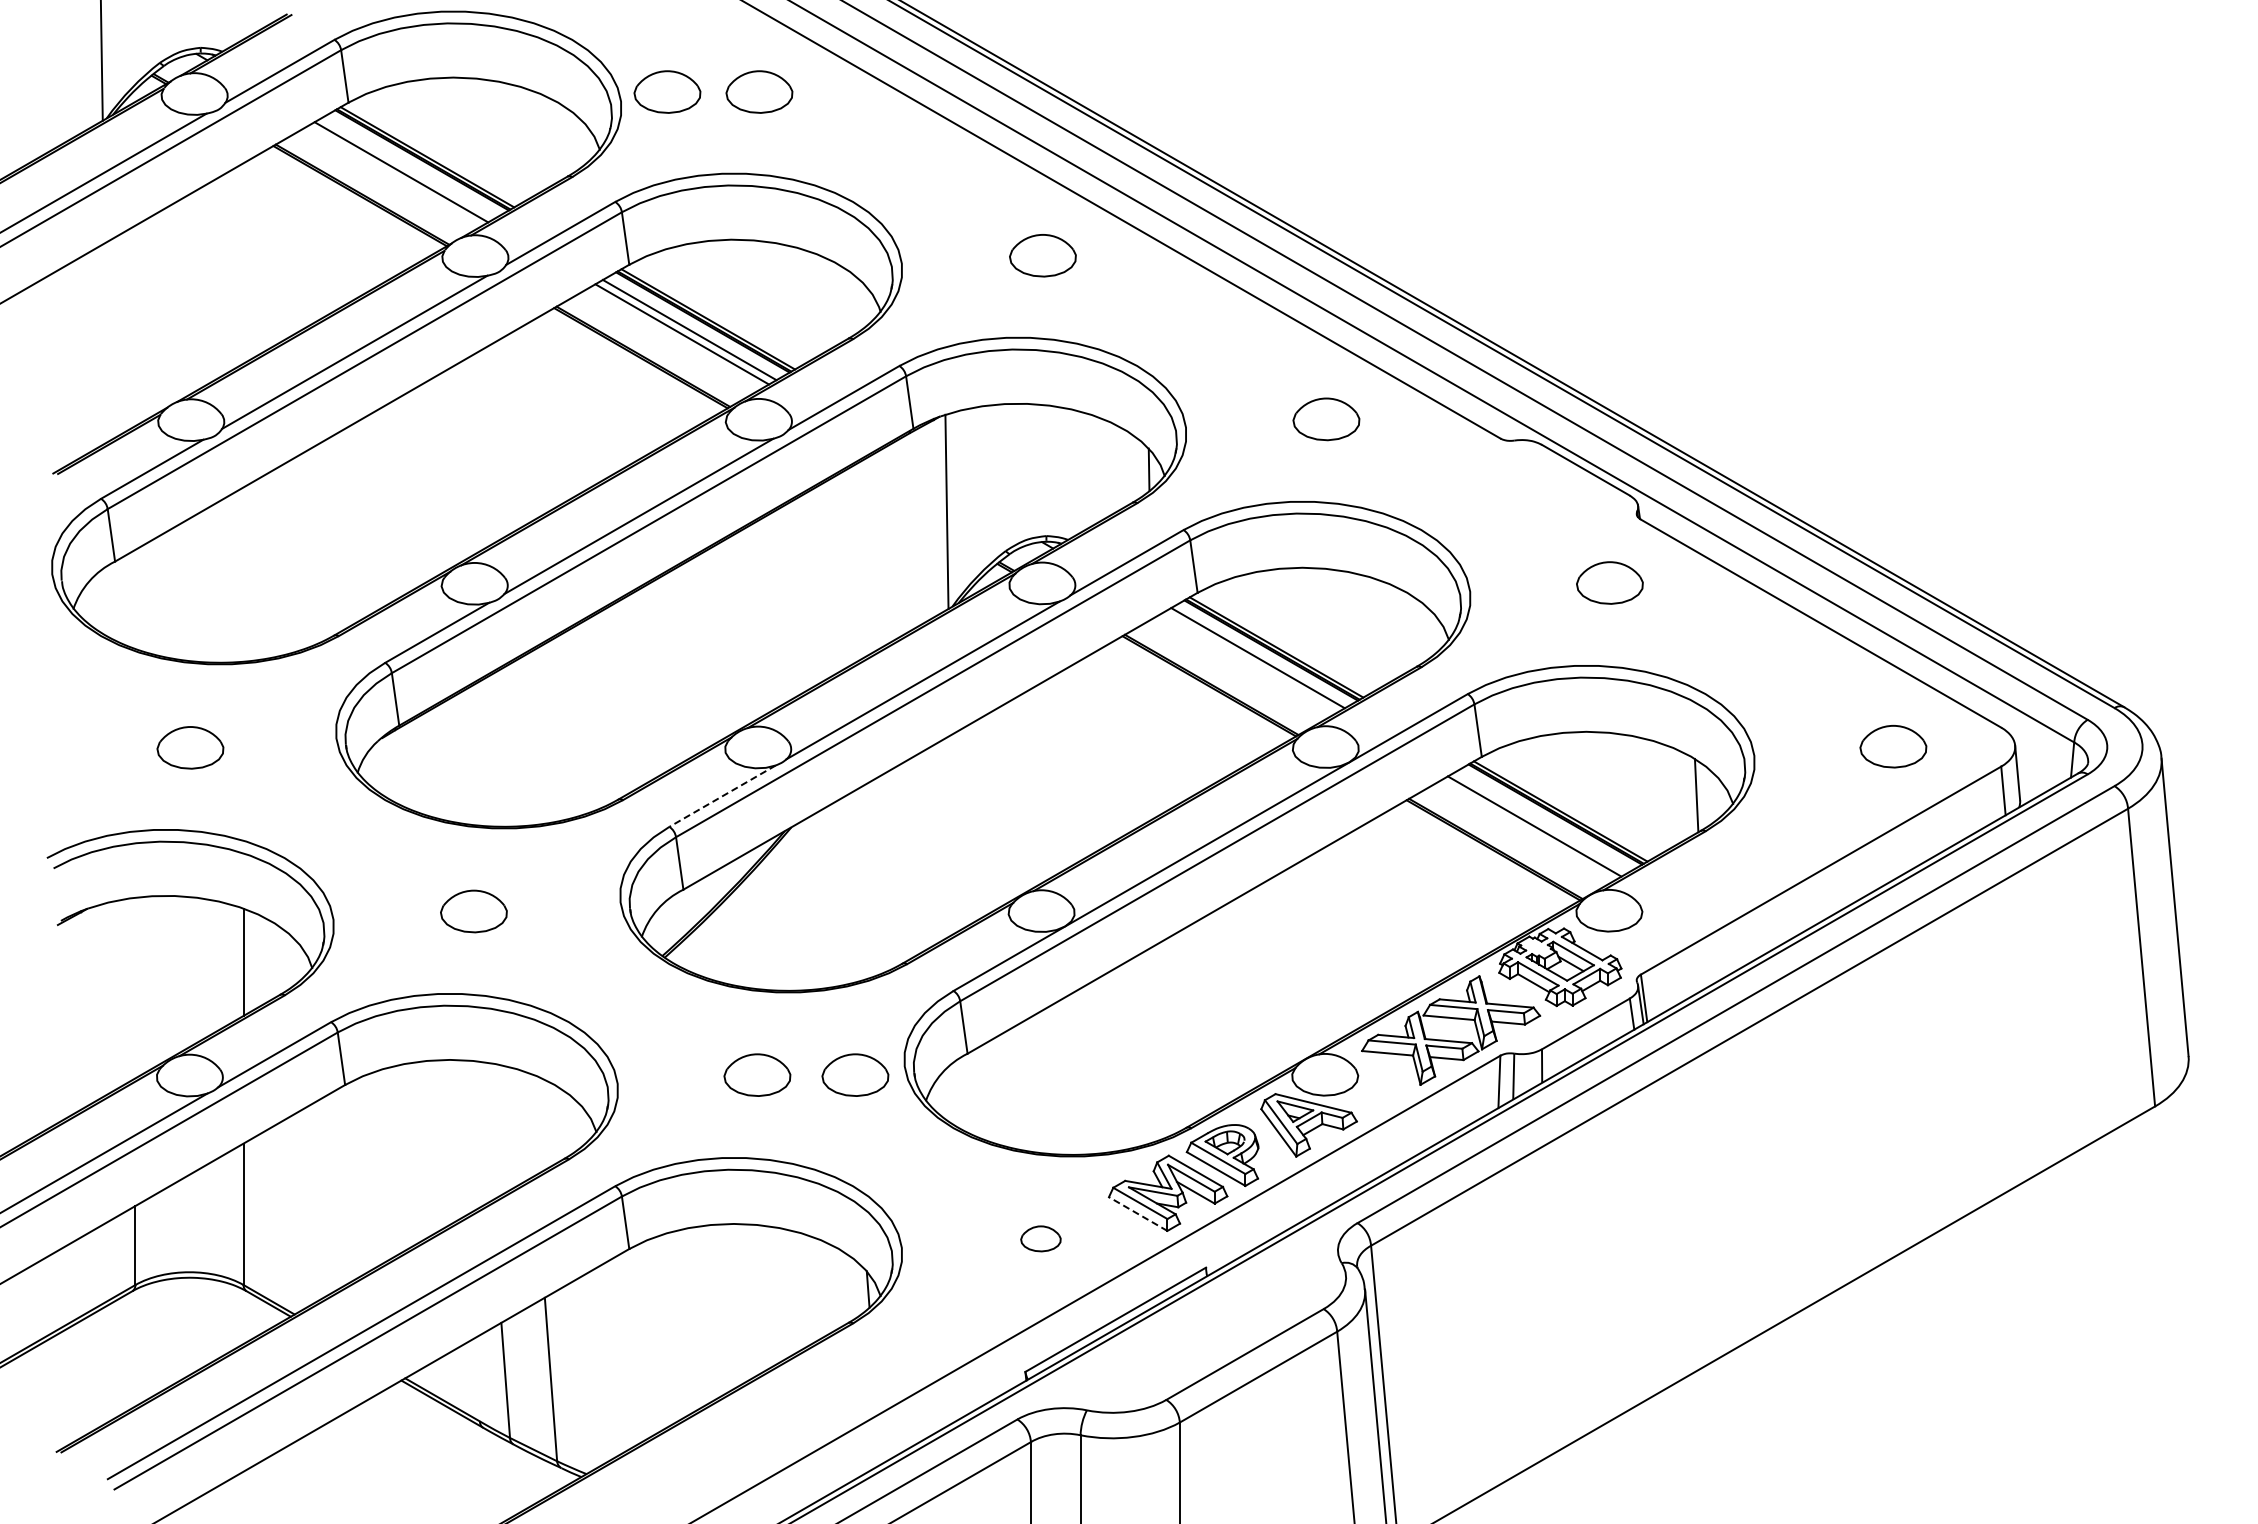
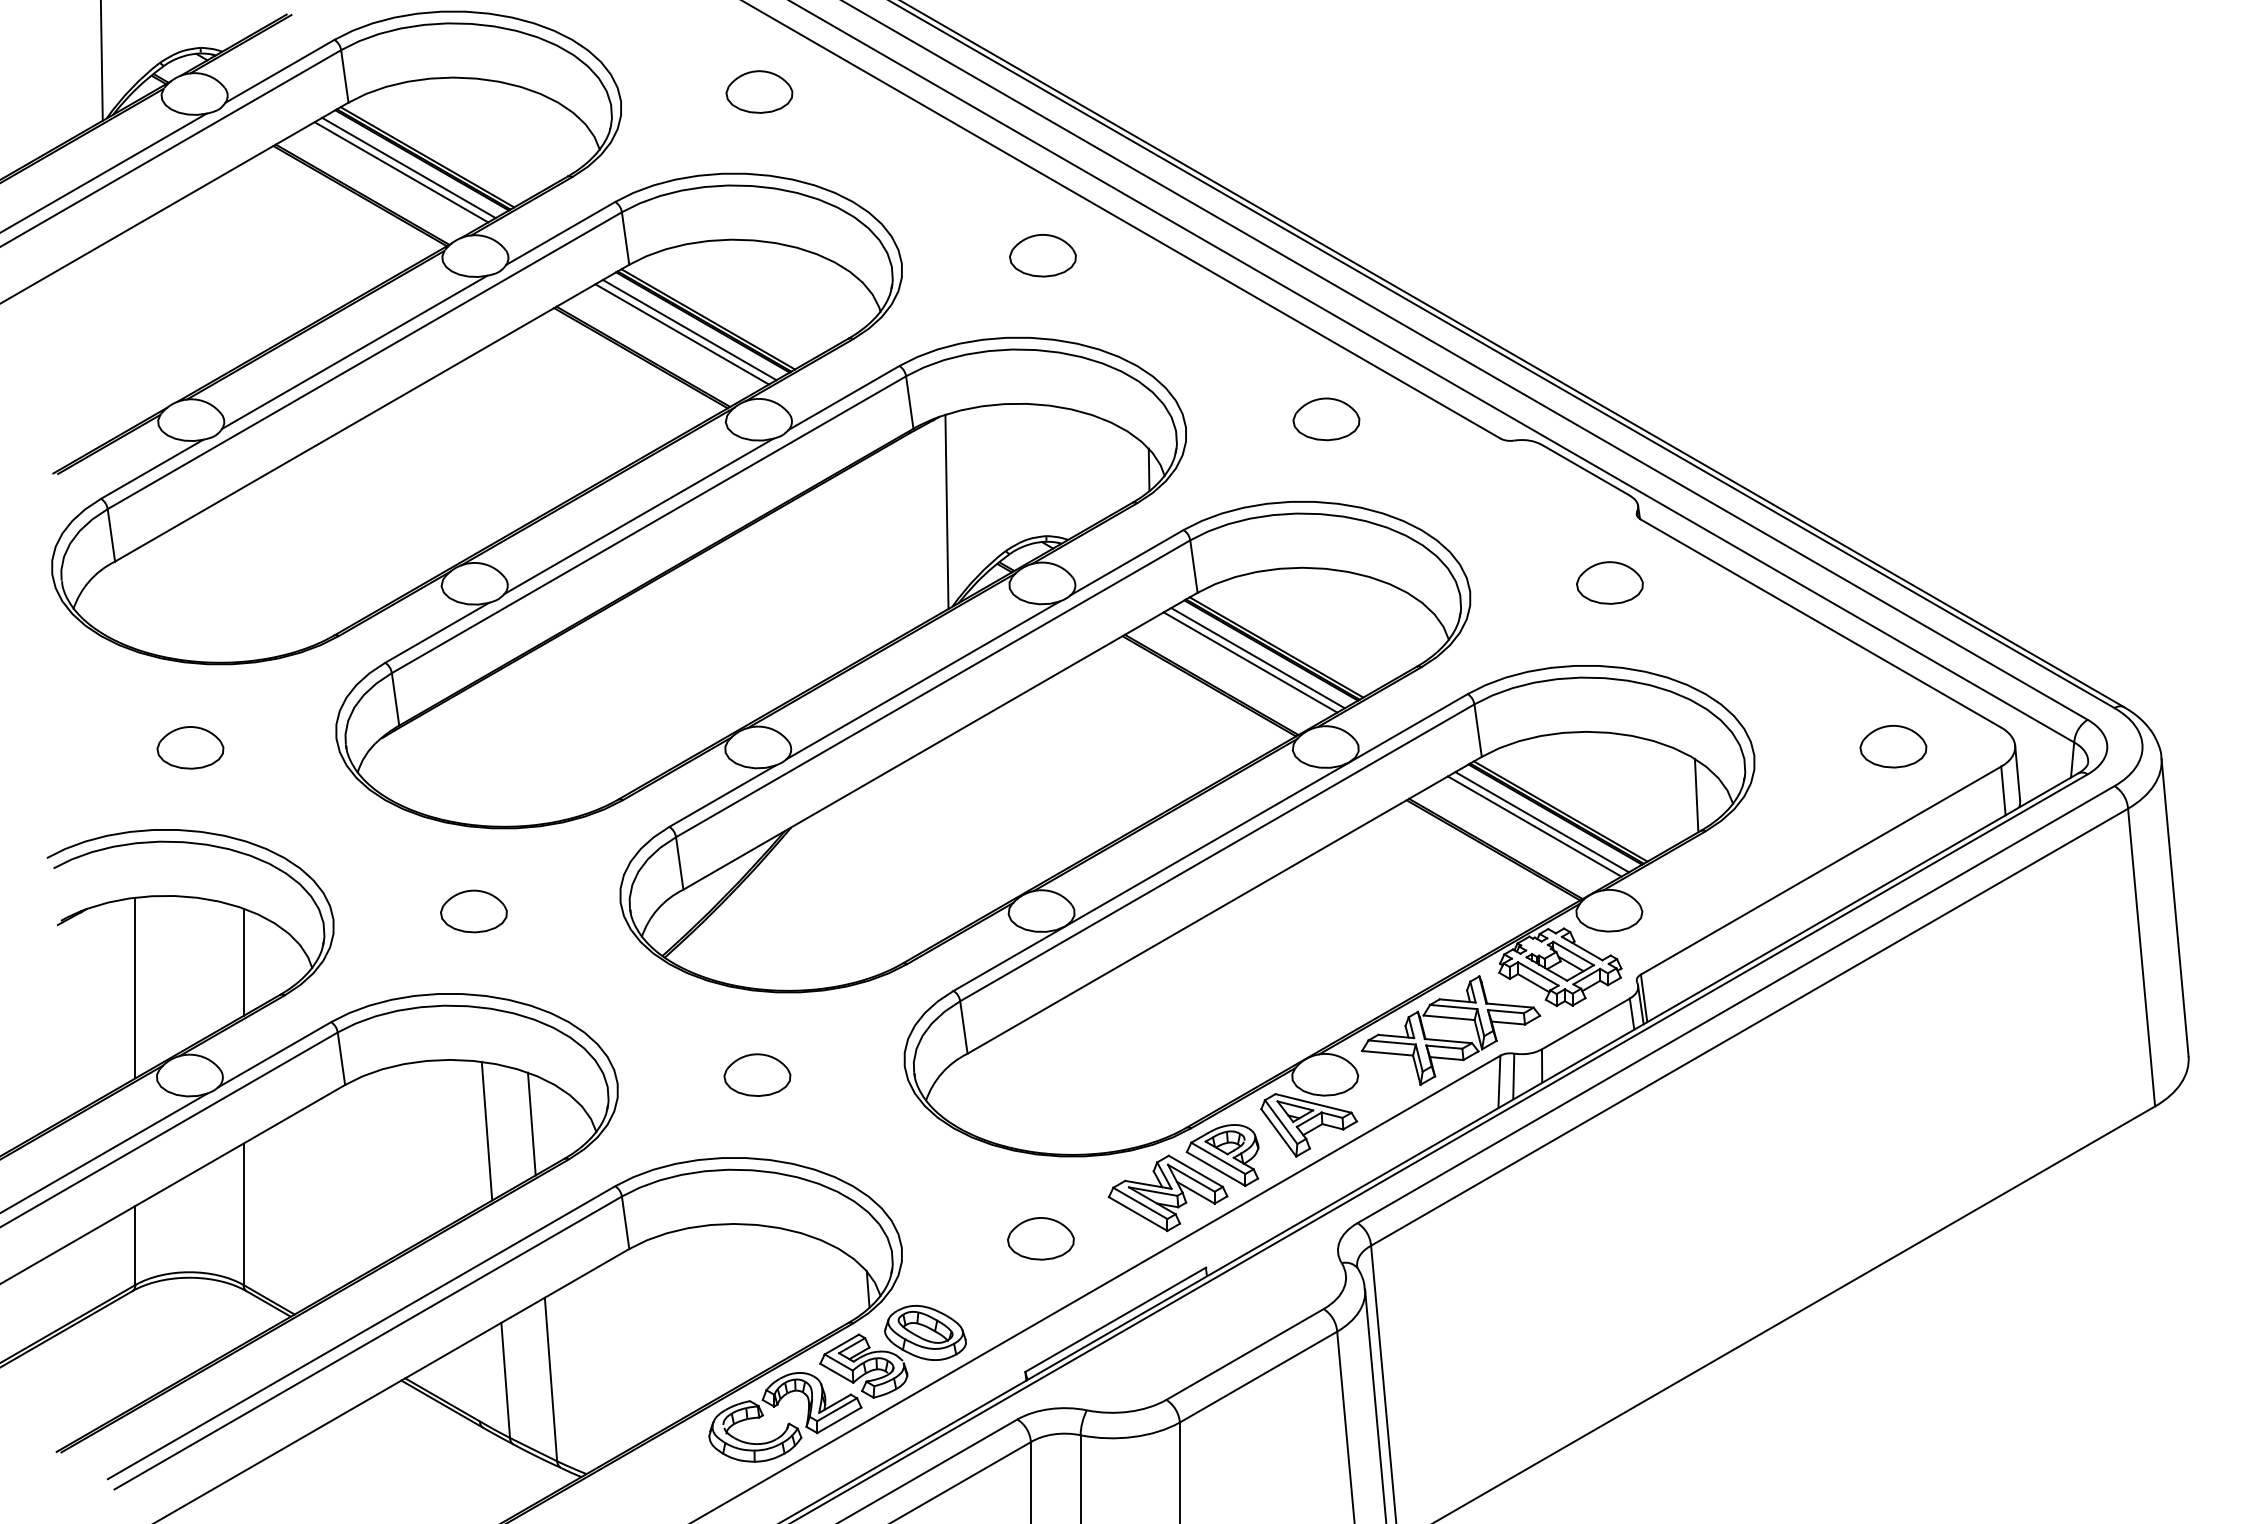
part: present -> none (667, 91)
line: none -> present (408, 167)
line: none -> present (1250, 662)
line: dashed -> solid (722, 796)
line: none -> present (1542, 822)
line: none -> present (135, 987)
part: present -> none (855, 1074)
line: none -> present (531, 1123)
line: none -> present (486, 1130)
line: dashed -> solid (1138, 1214)
part size: 42x28 px -> 68x44 px (1040, 1238)
part: none -> present (841, 1377)
